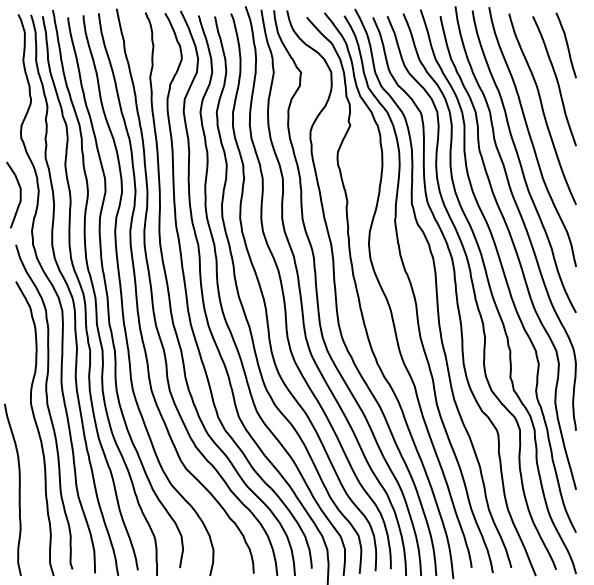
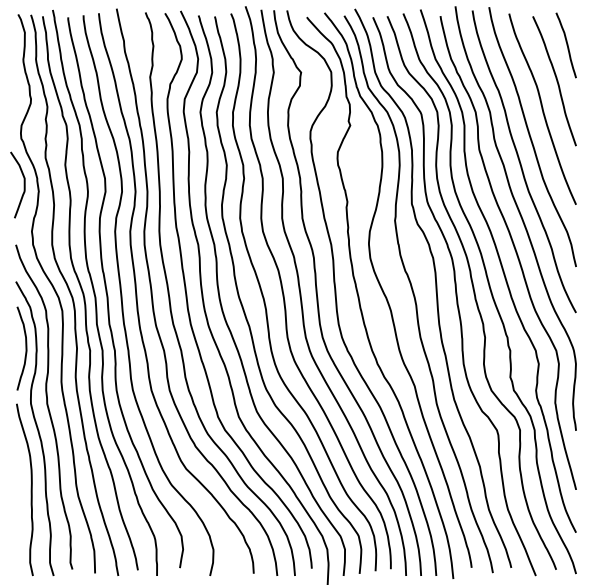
curve position: (19, 194) -> (23, 184) (23, 184)
curve: none -> present (25, 348)
curve position: (18, 489) -> (30, 489) (30, 489)
